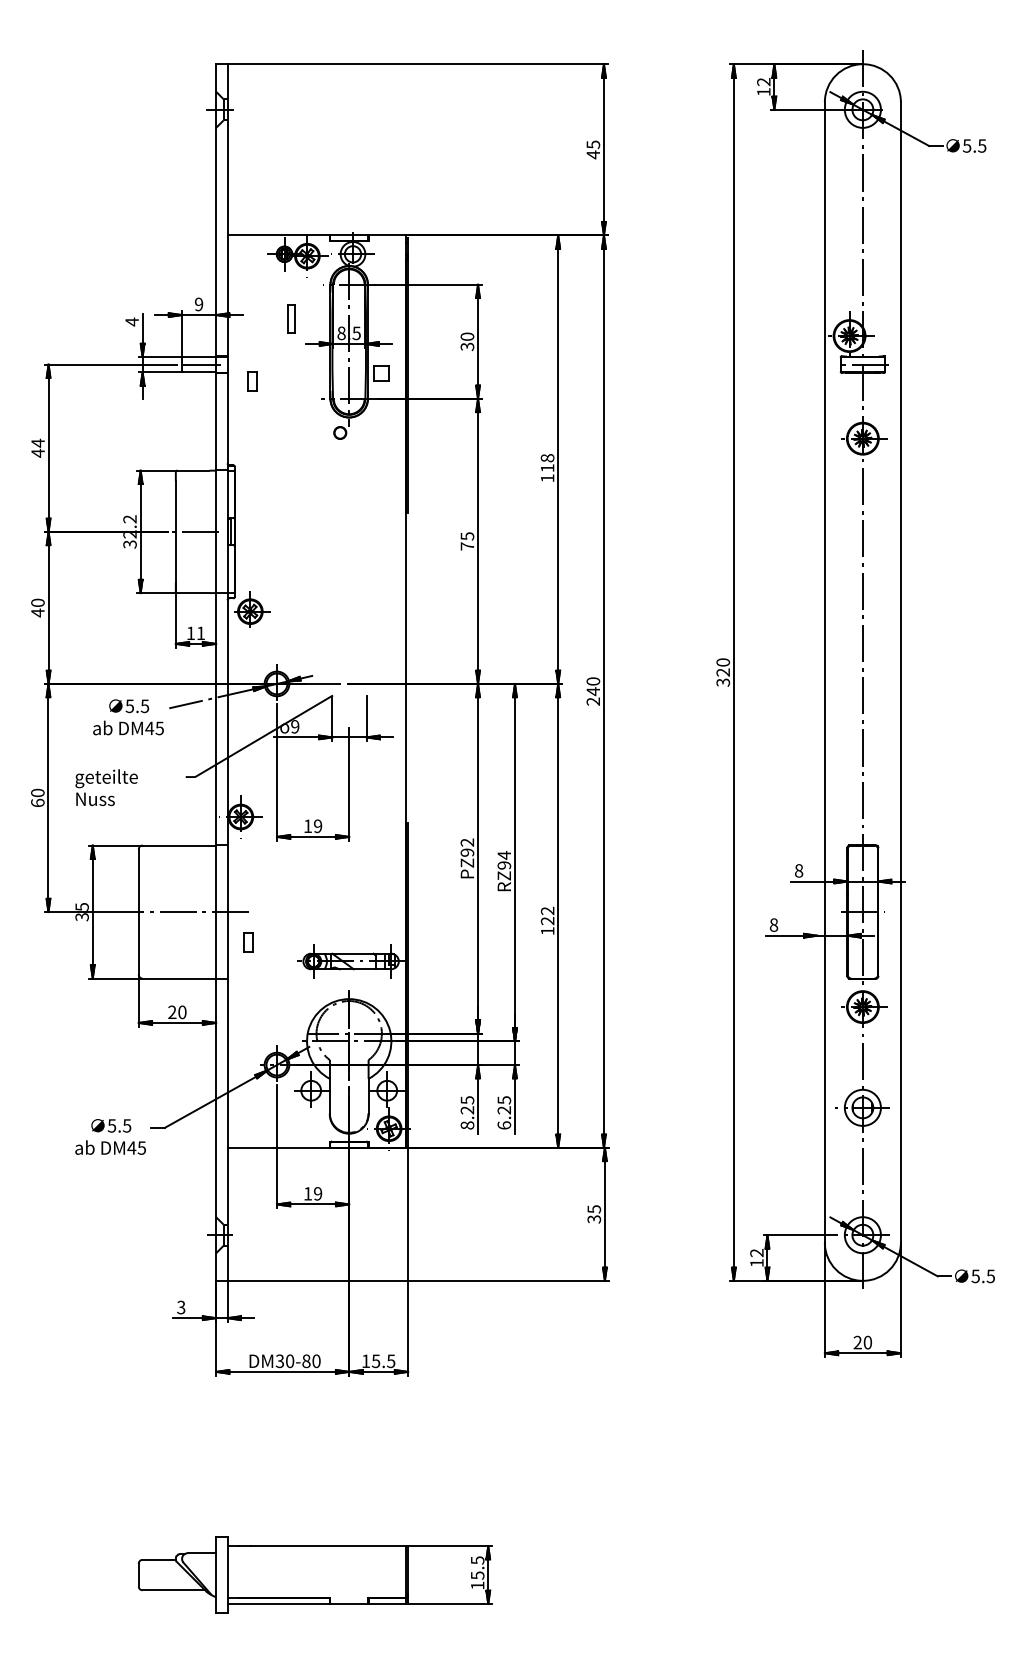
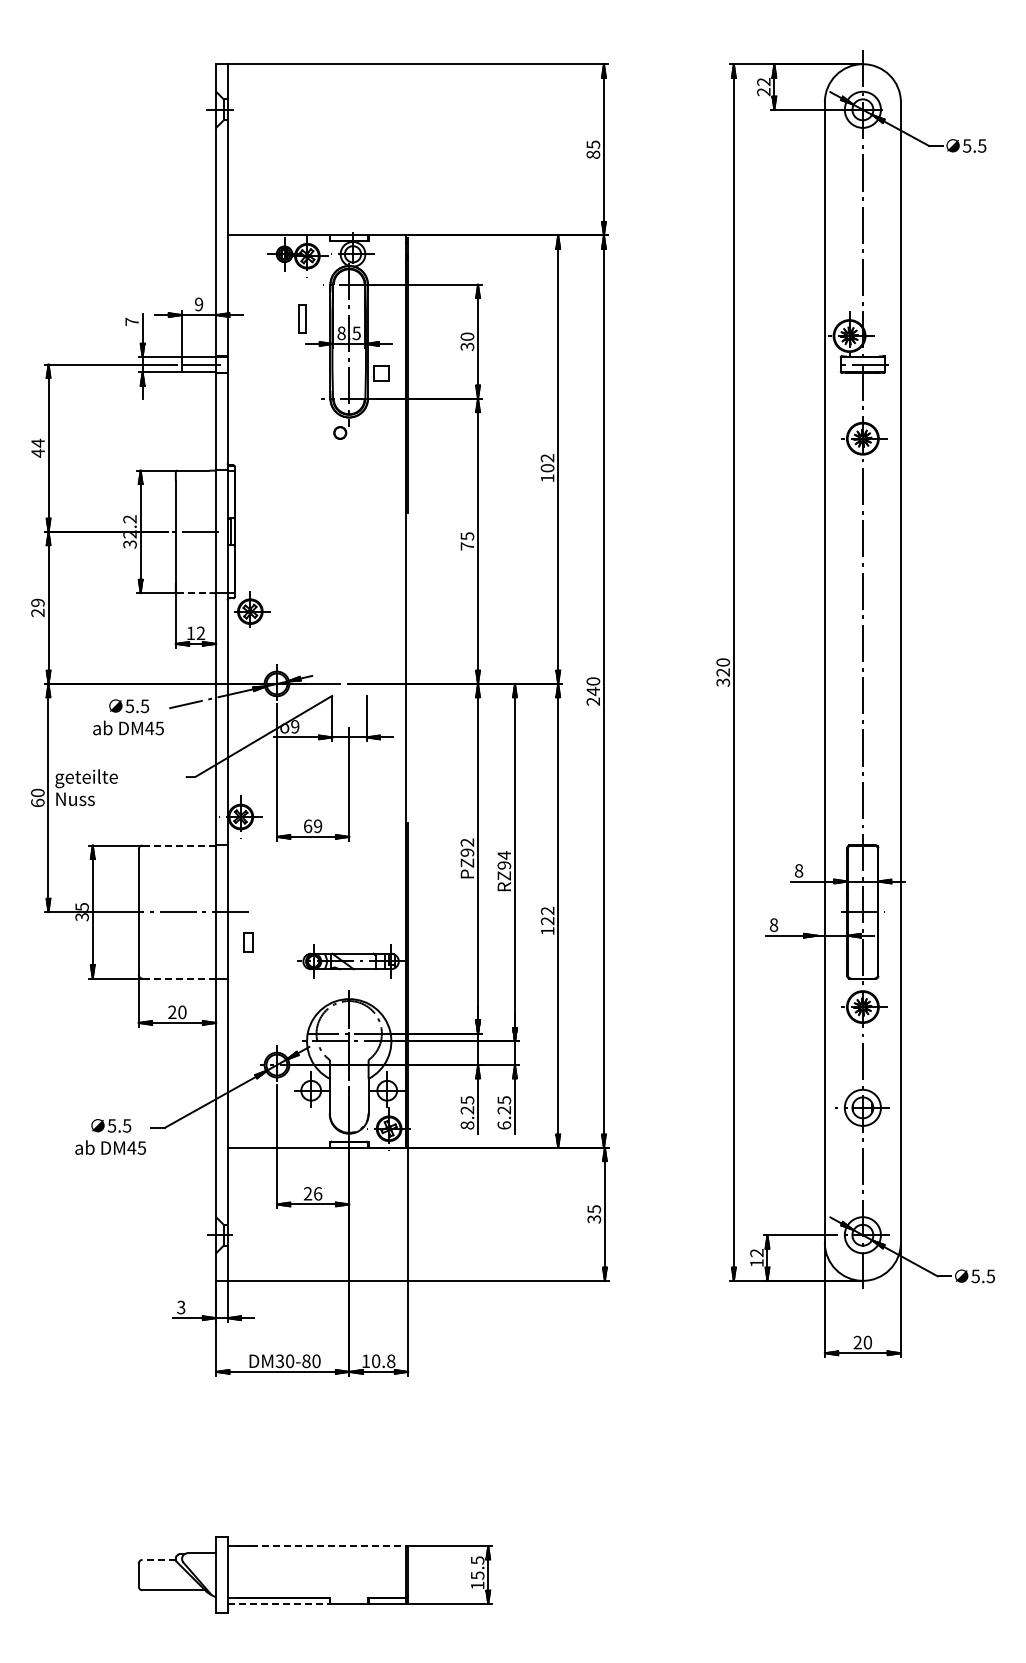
text: 12 -> 22 (763, 92)
text: 45 -> 85 (593, 154)
part position: (291, 318) -> (302, 318) (302, 318)
text: 4 -> 7 (131, 321)
part: present -> none (252, 381)
text: 118 -> 102 (547, 463)
line: solid -> dashed (193, 593)
text: 40 -> 29 (37, 607)
text: 11 -> 12 (200, 632)
text position: (106, 787) -> (86, 787) (86, 787)
text: 19 -> 69 (308, 826)
line: solid -> dashed (179, 845)
line: solid -> dashed (179, 978)
text: 19 -> 26 (312, 1193)
text: 15.5 -> 10.8 (383, 1360)
line: solid -> dashed (328, 1546)
line: solid -> dashed (159, 1559)
line: solid -> dashed (279, 1603)
